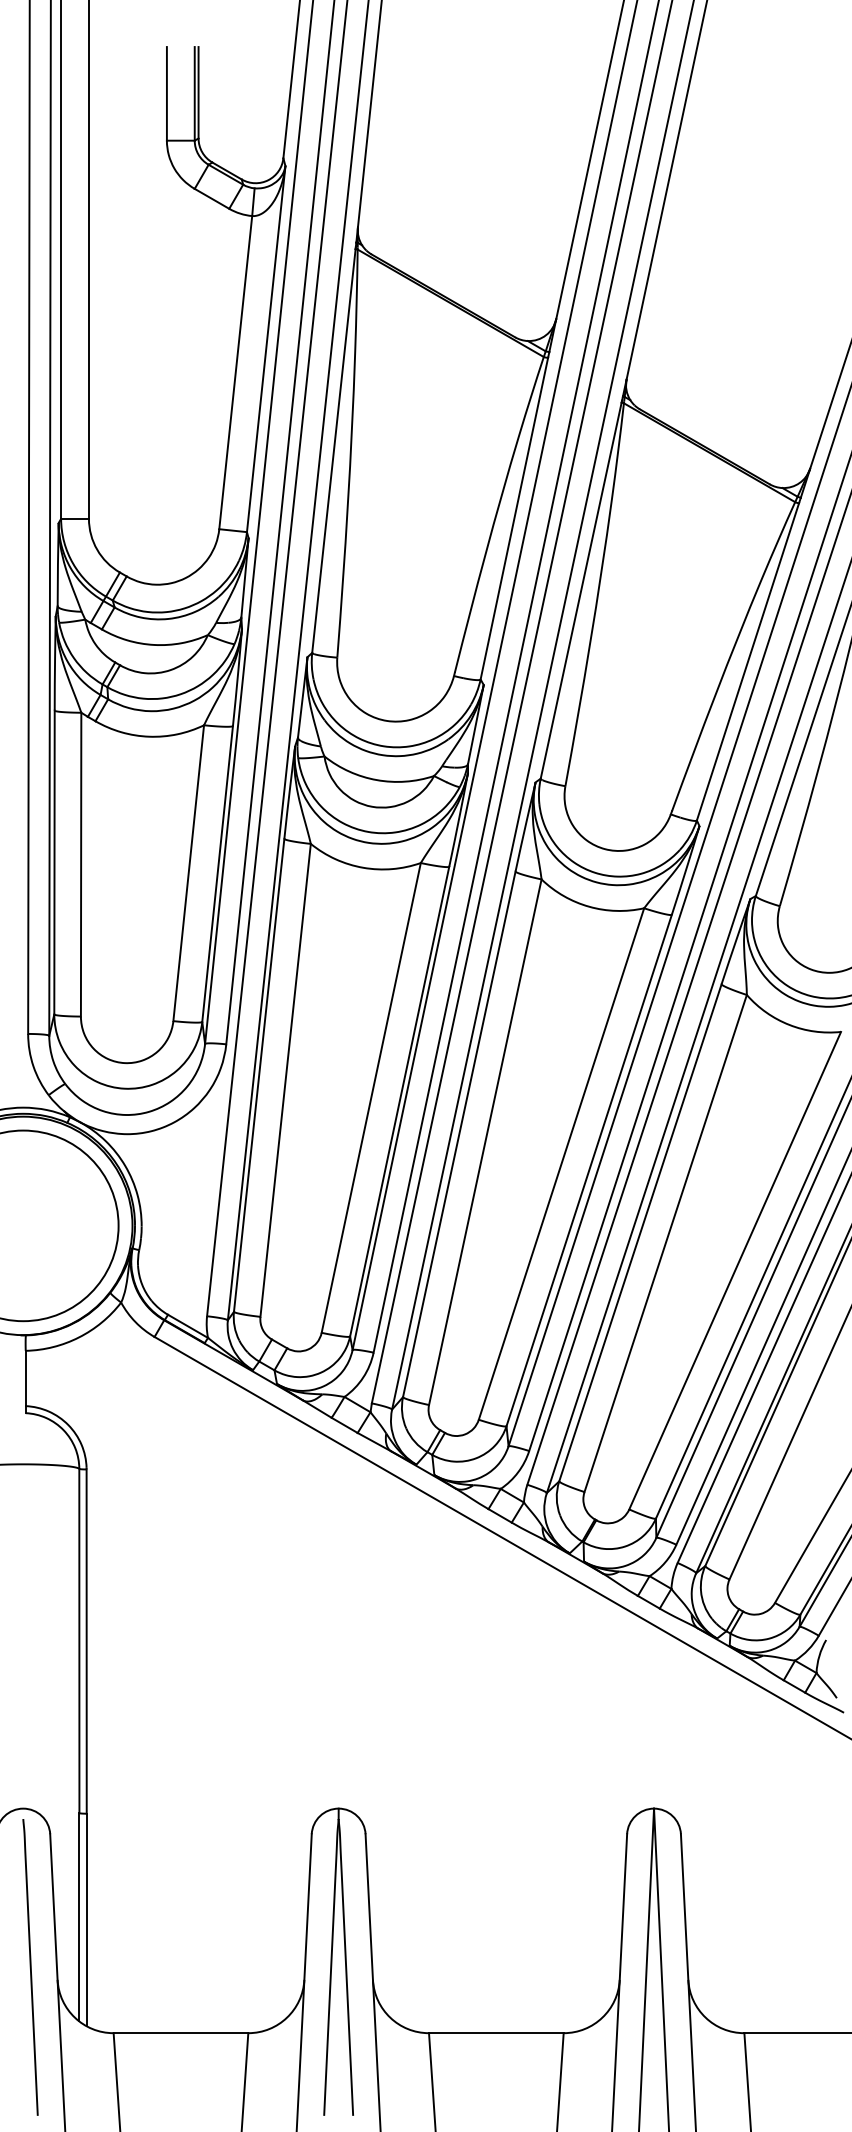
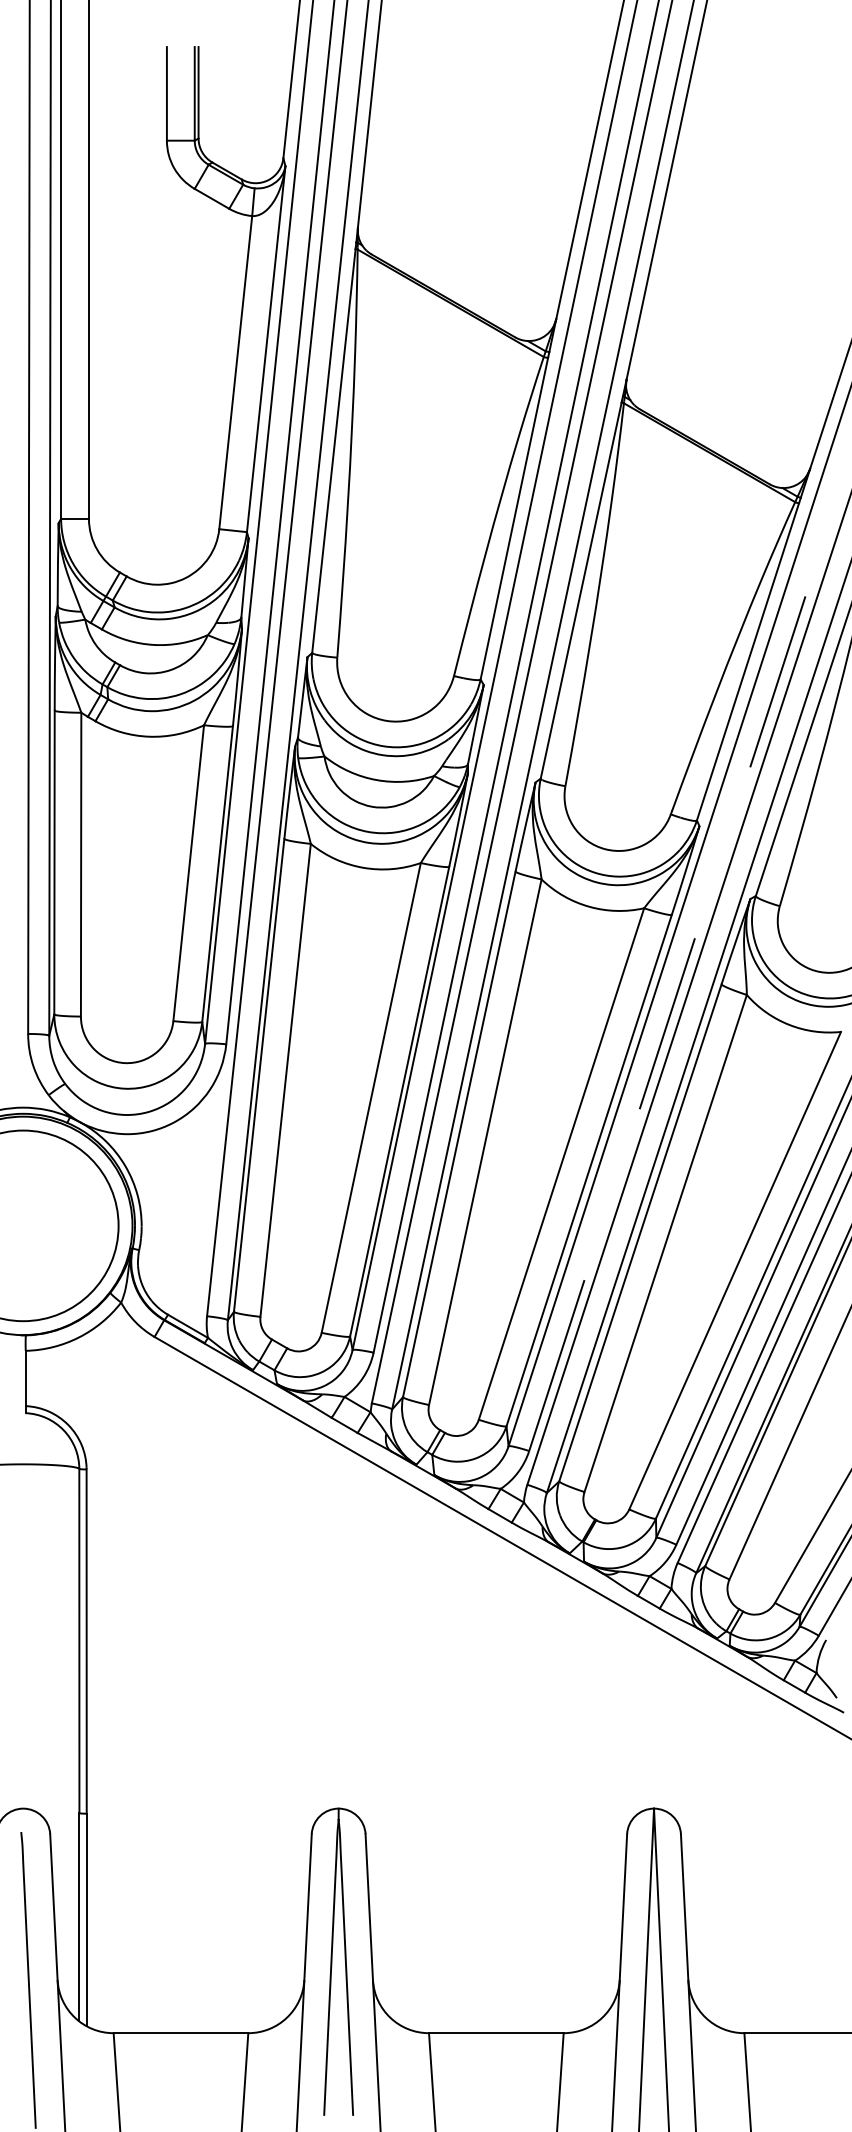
line: solid -> dashed (690, 951)
line position: (30, 1967) -> (28, 1980) (28, 1980)
